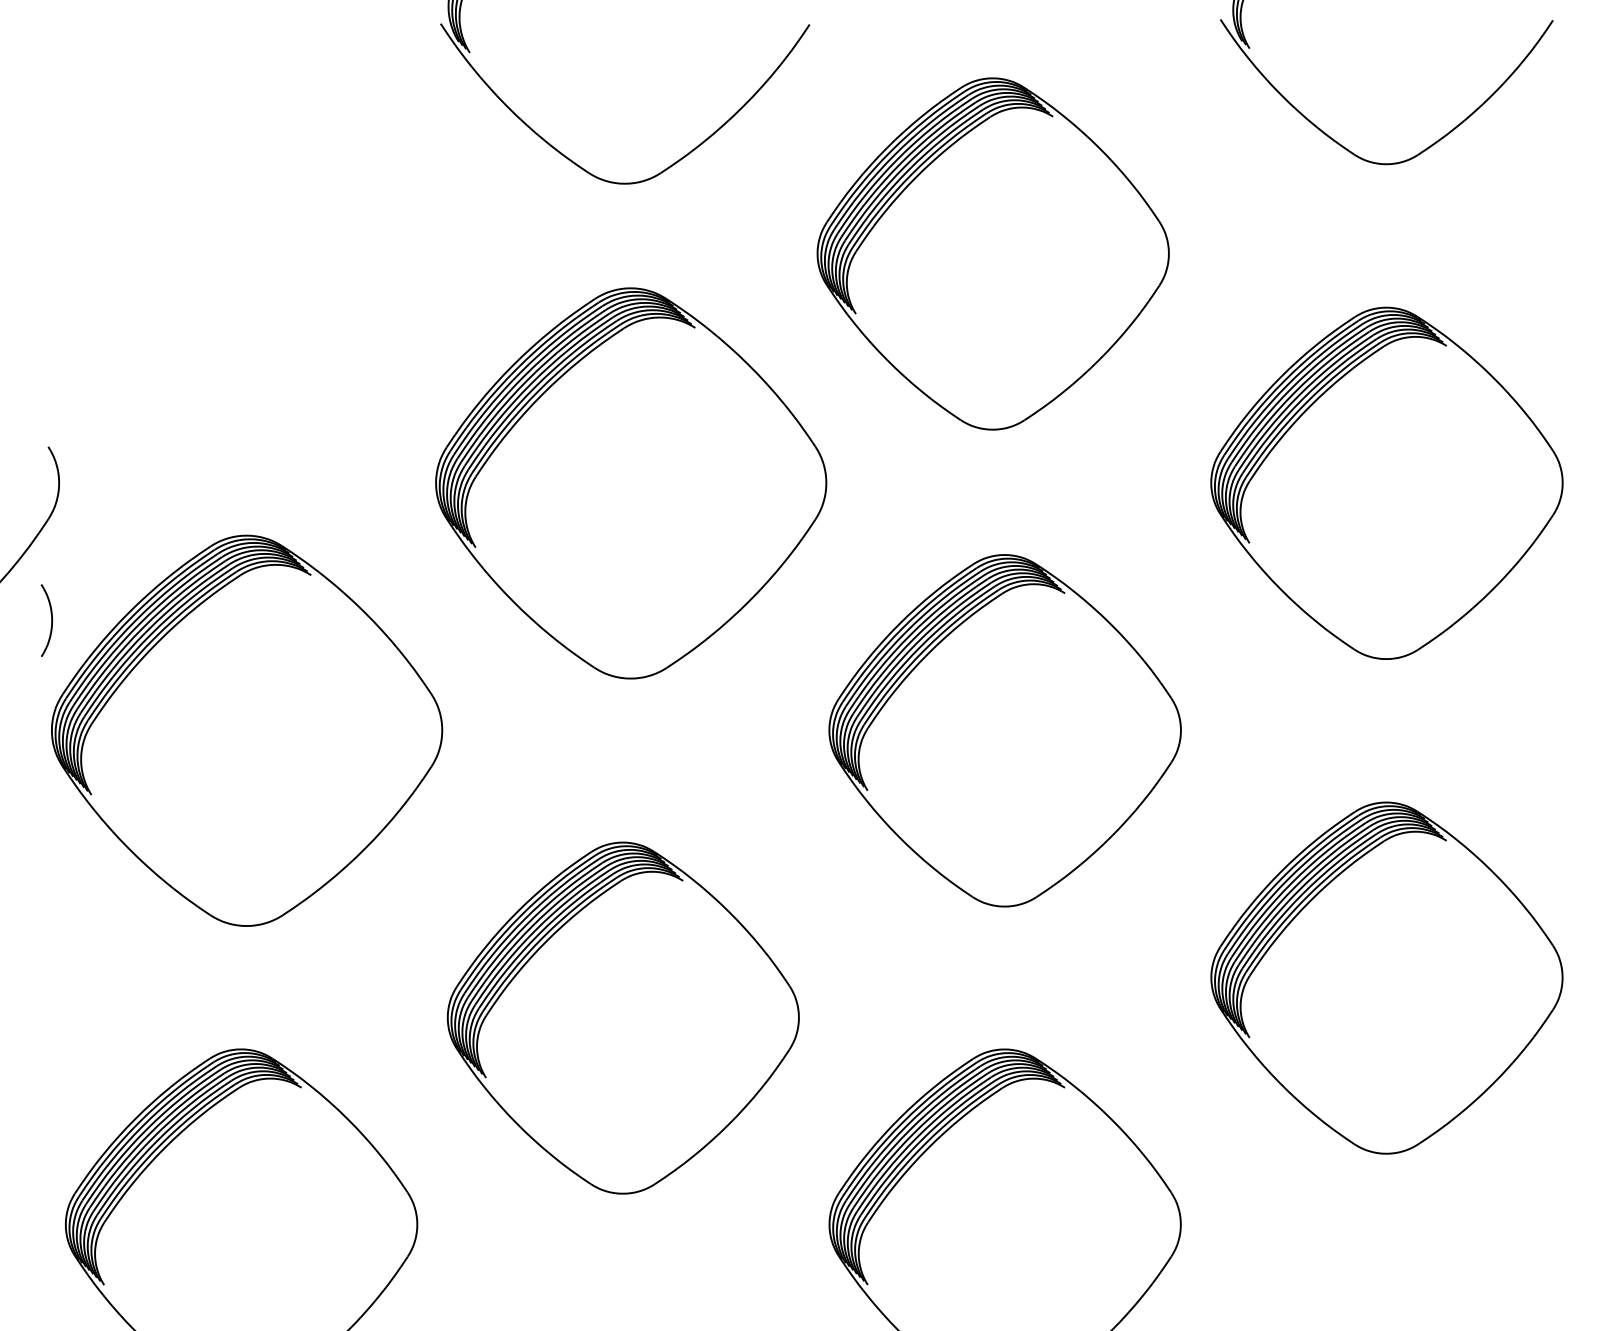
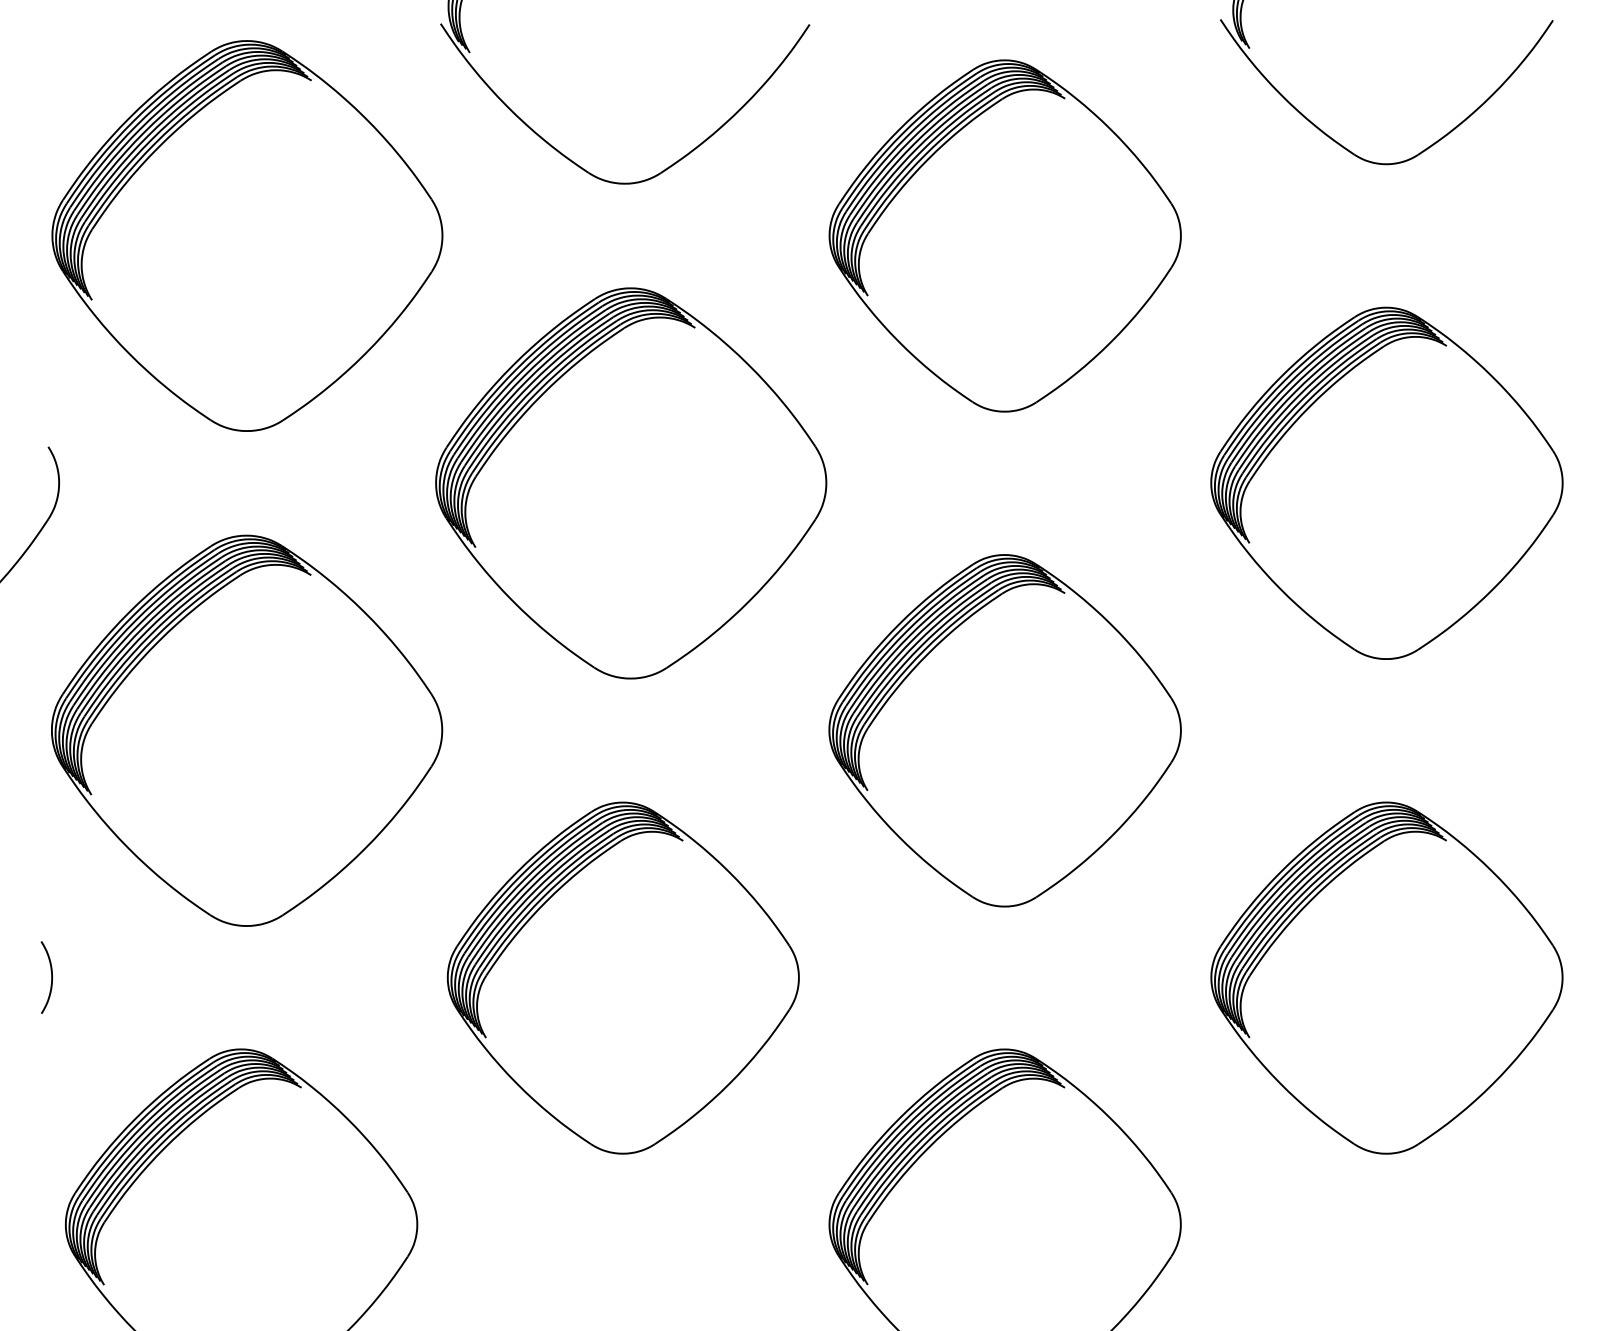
part: none -> present (247, 235)
part position: (992, 253) -> (1004, 235) (1004, 235)
curve position: (51, 620) -> (51, 977) (51, 977)
part position: (622, 1017) -> (622, 977) (622, 977)
